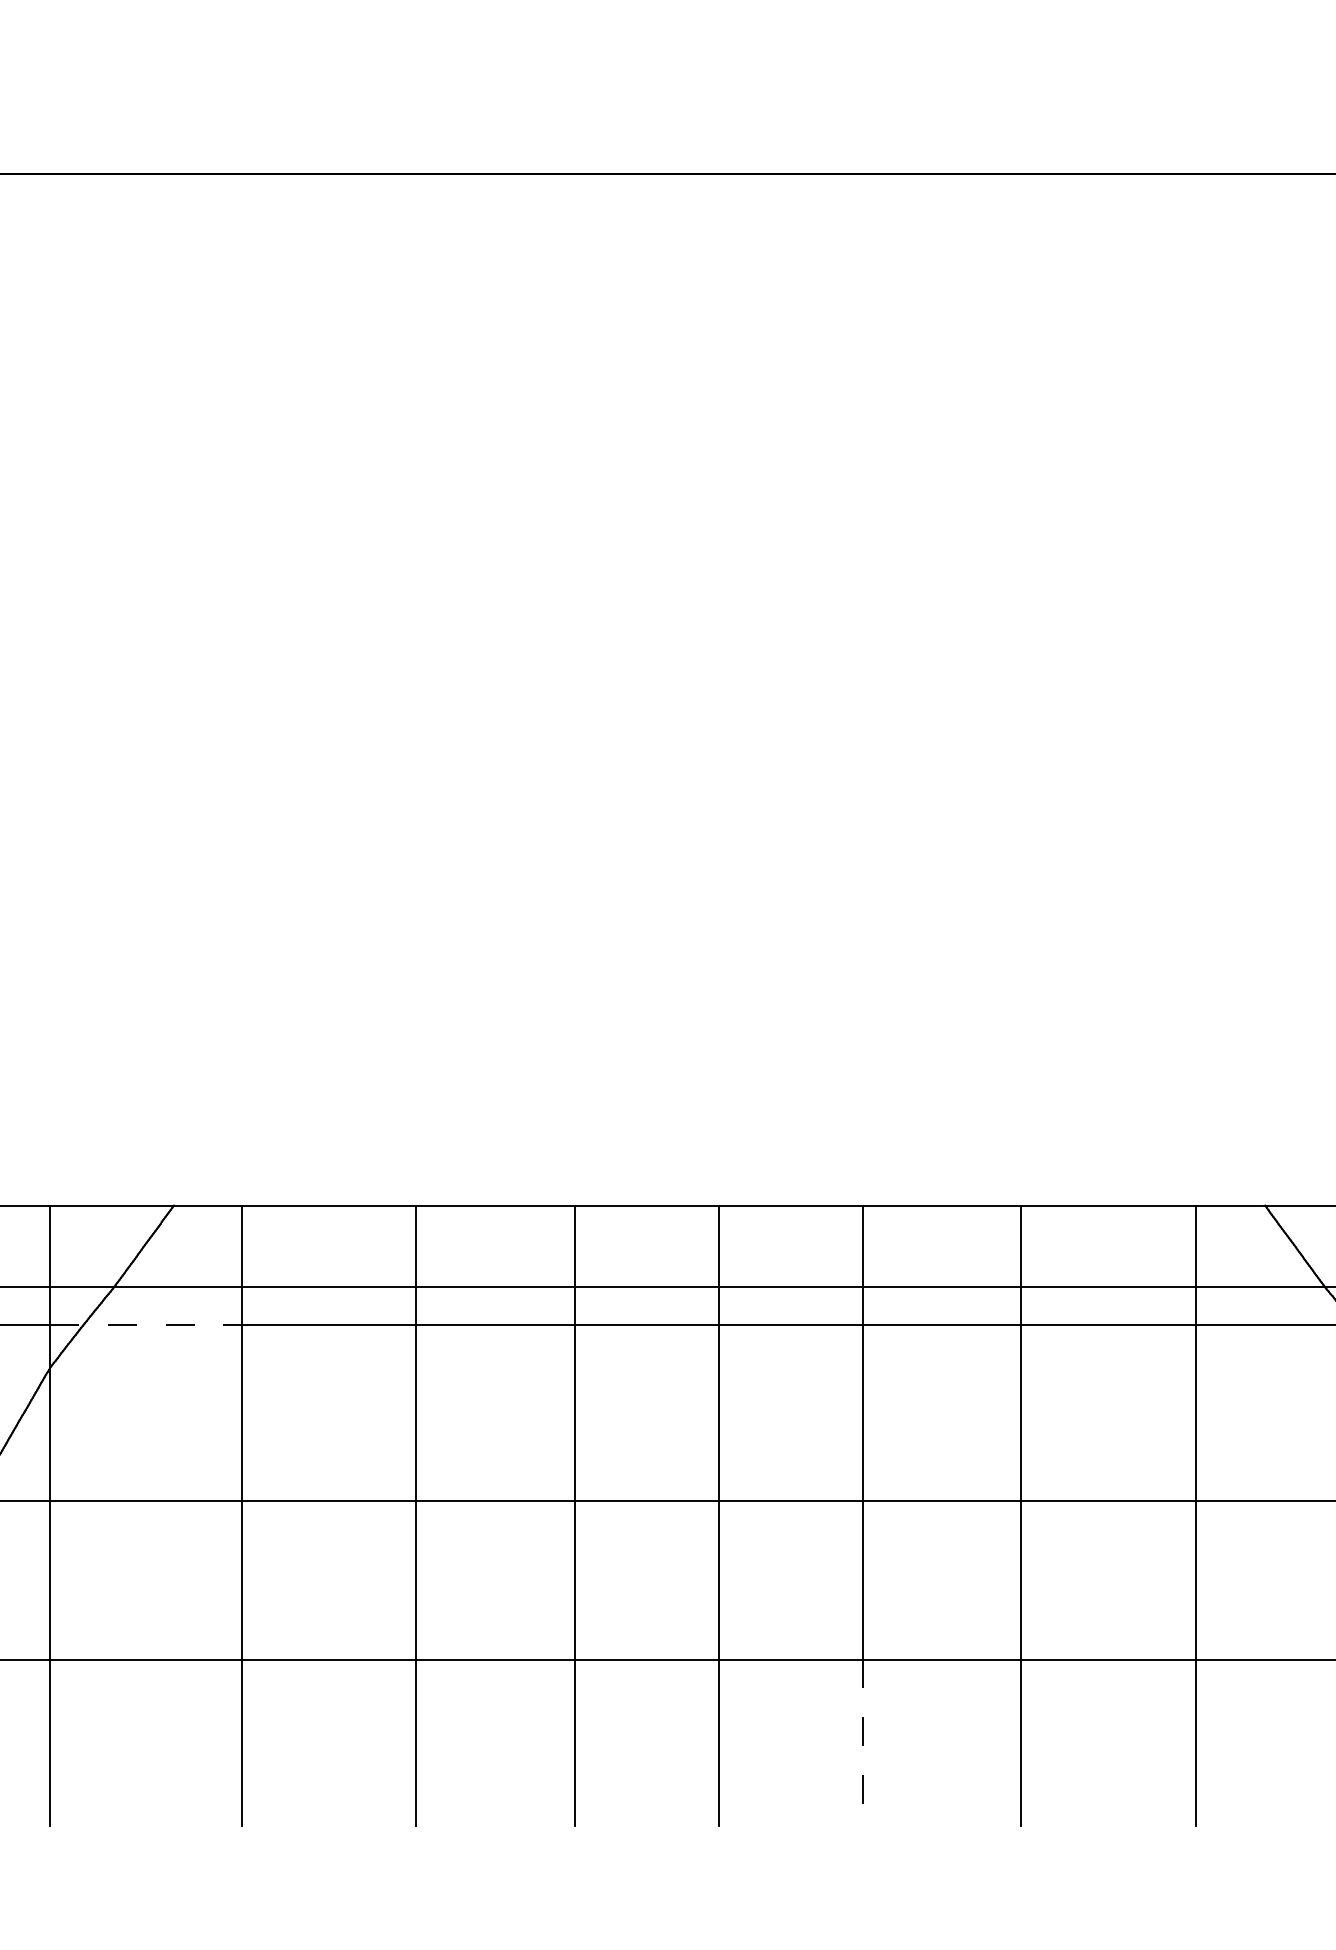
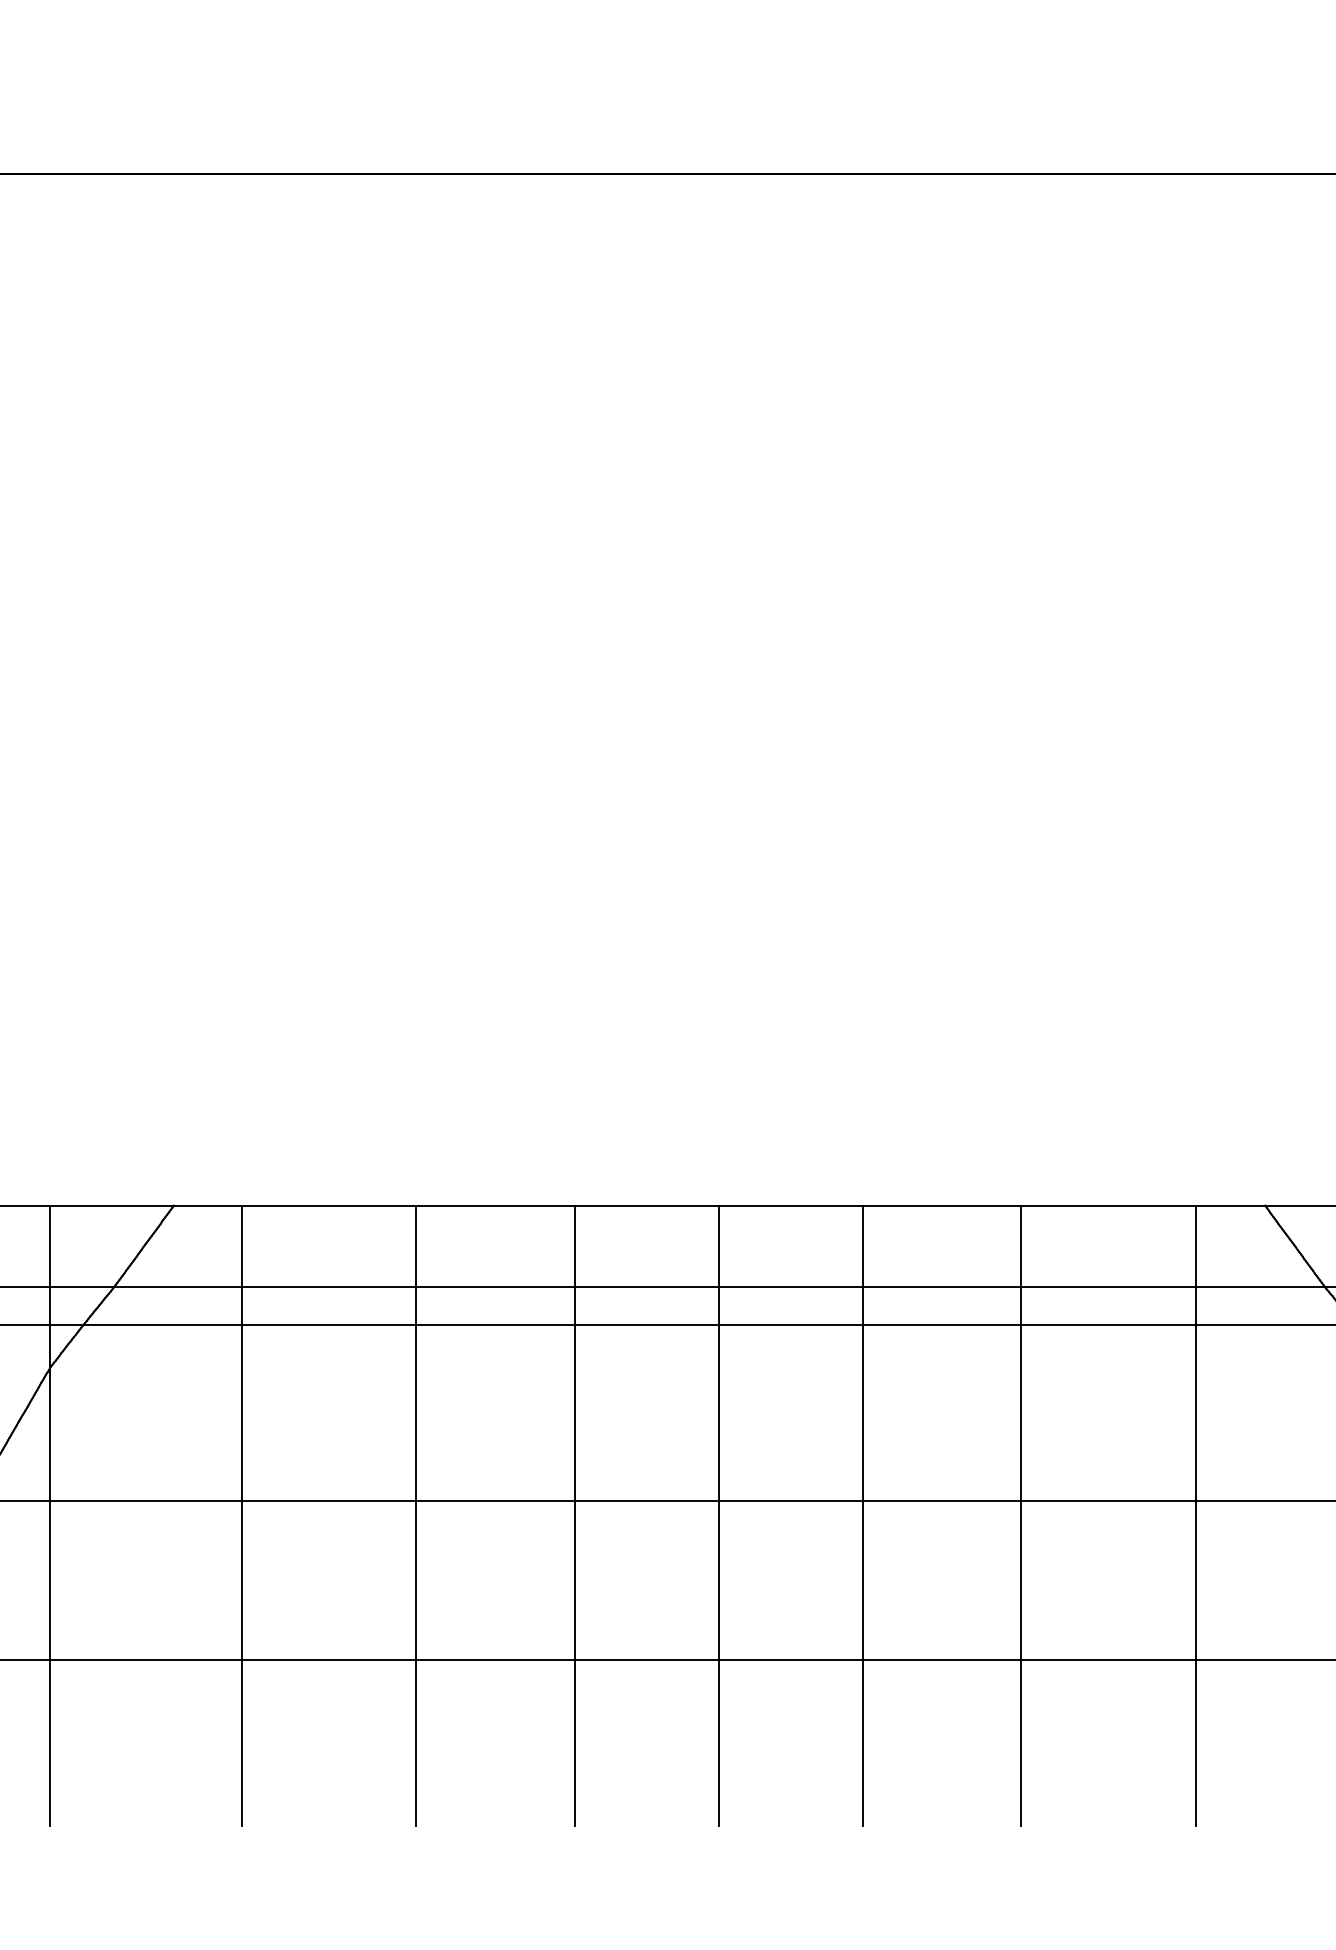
line: dashed -> solid (146, 1325)
line: dashed -> solid (862, 1743)
